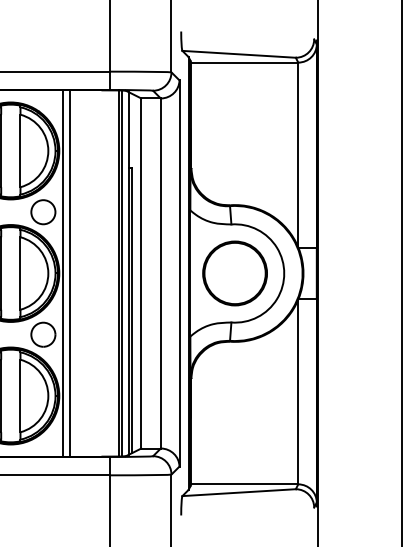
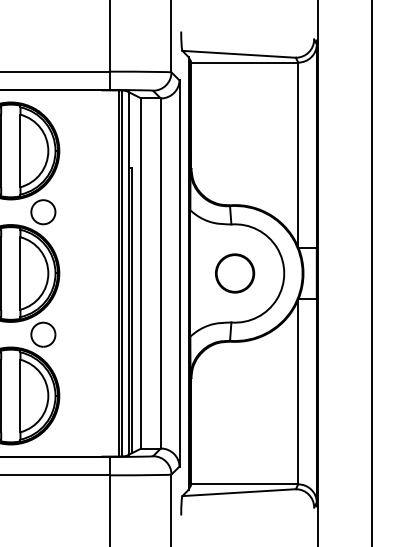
line position: (402, 272) -> (372, 272) (372, 272)
line: present -> none (63, 273)
line: present -> none (70, 273)
part size: 66x67 px -> 41x41 px (235, 273)
